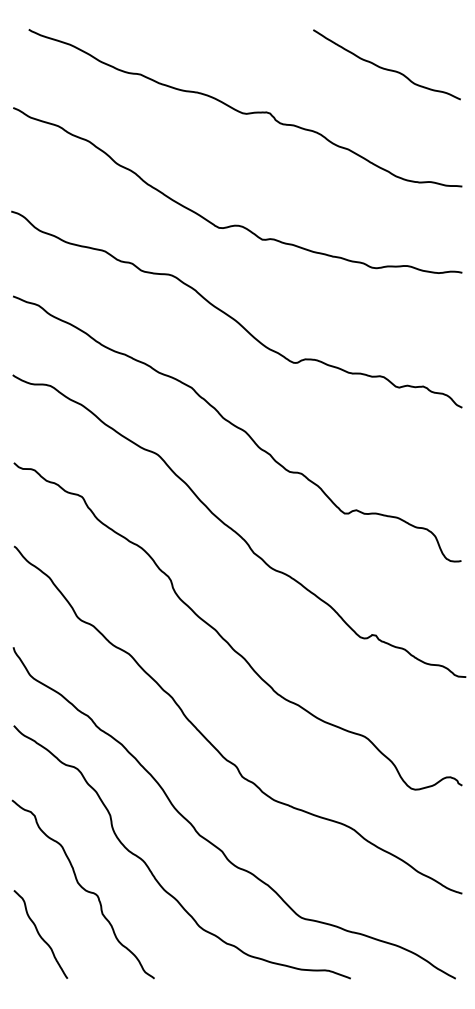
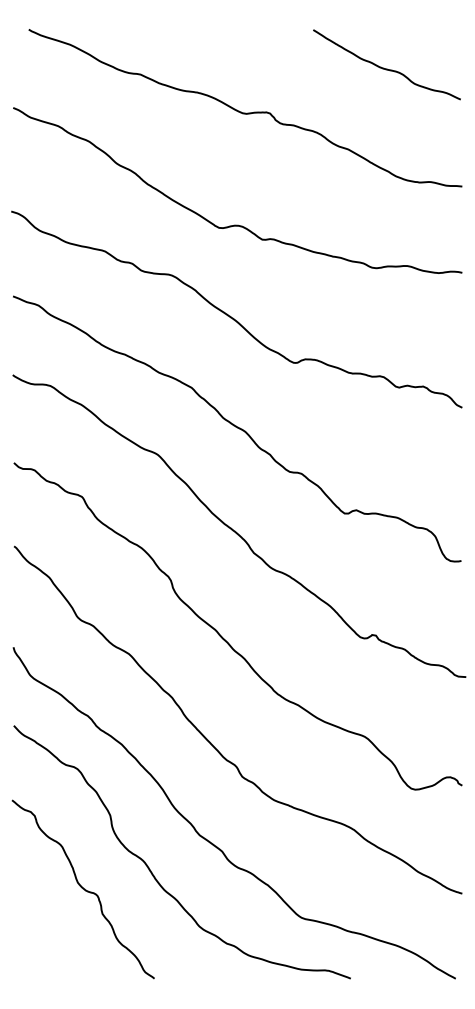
curve: present -> none (40, 934)
